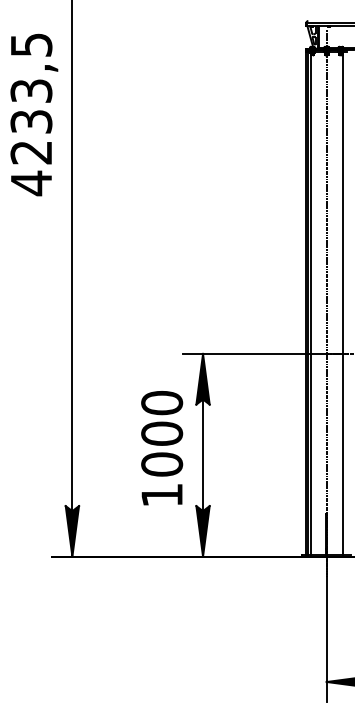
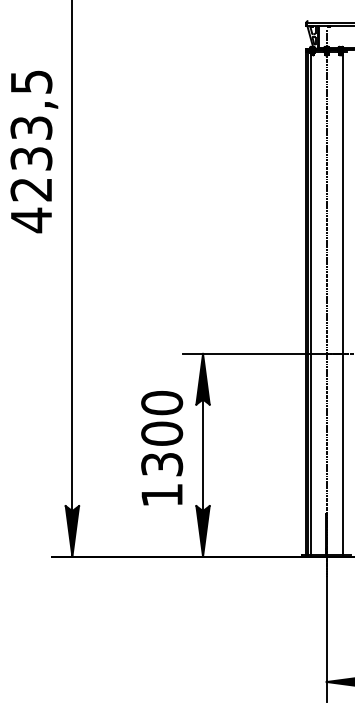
text position: (34, 114) -> (34, 151) (34, 151)
text: 1000 -> 1300 (162, 464)
